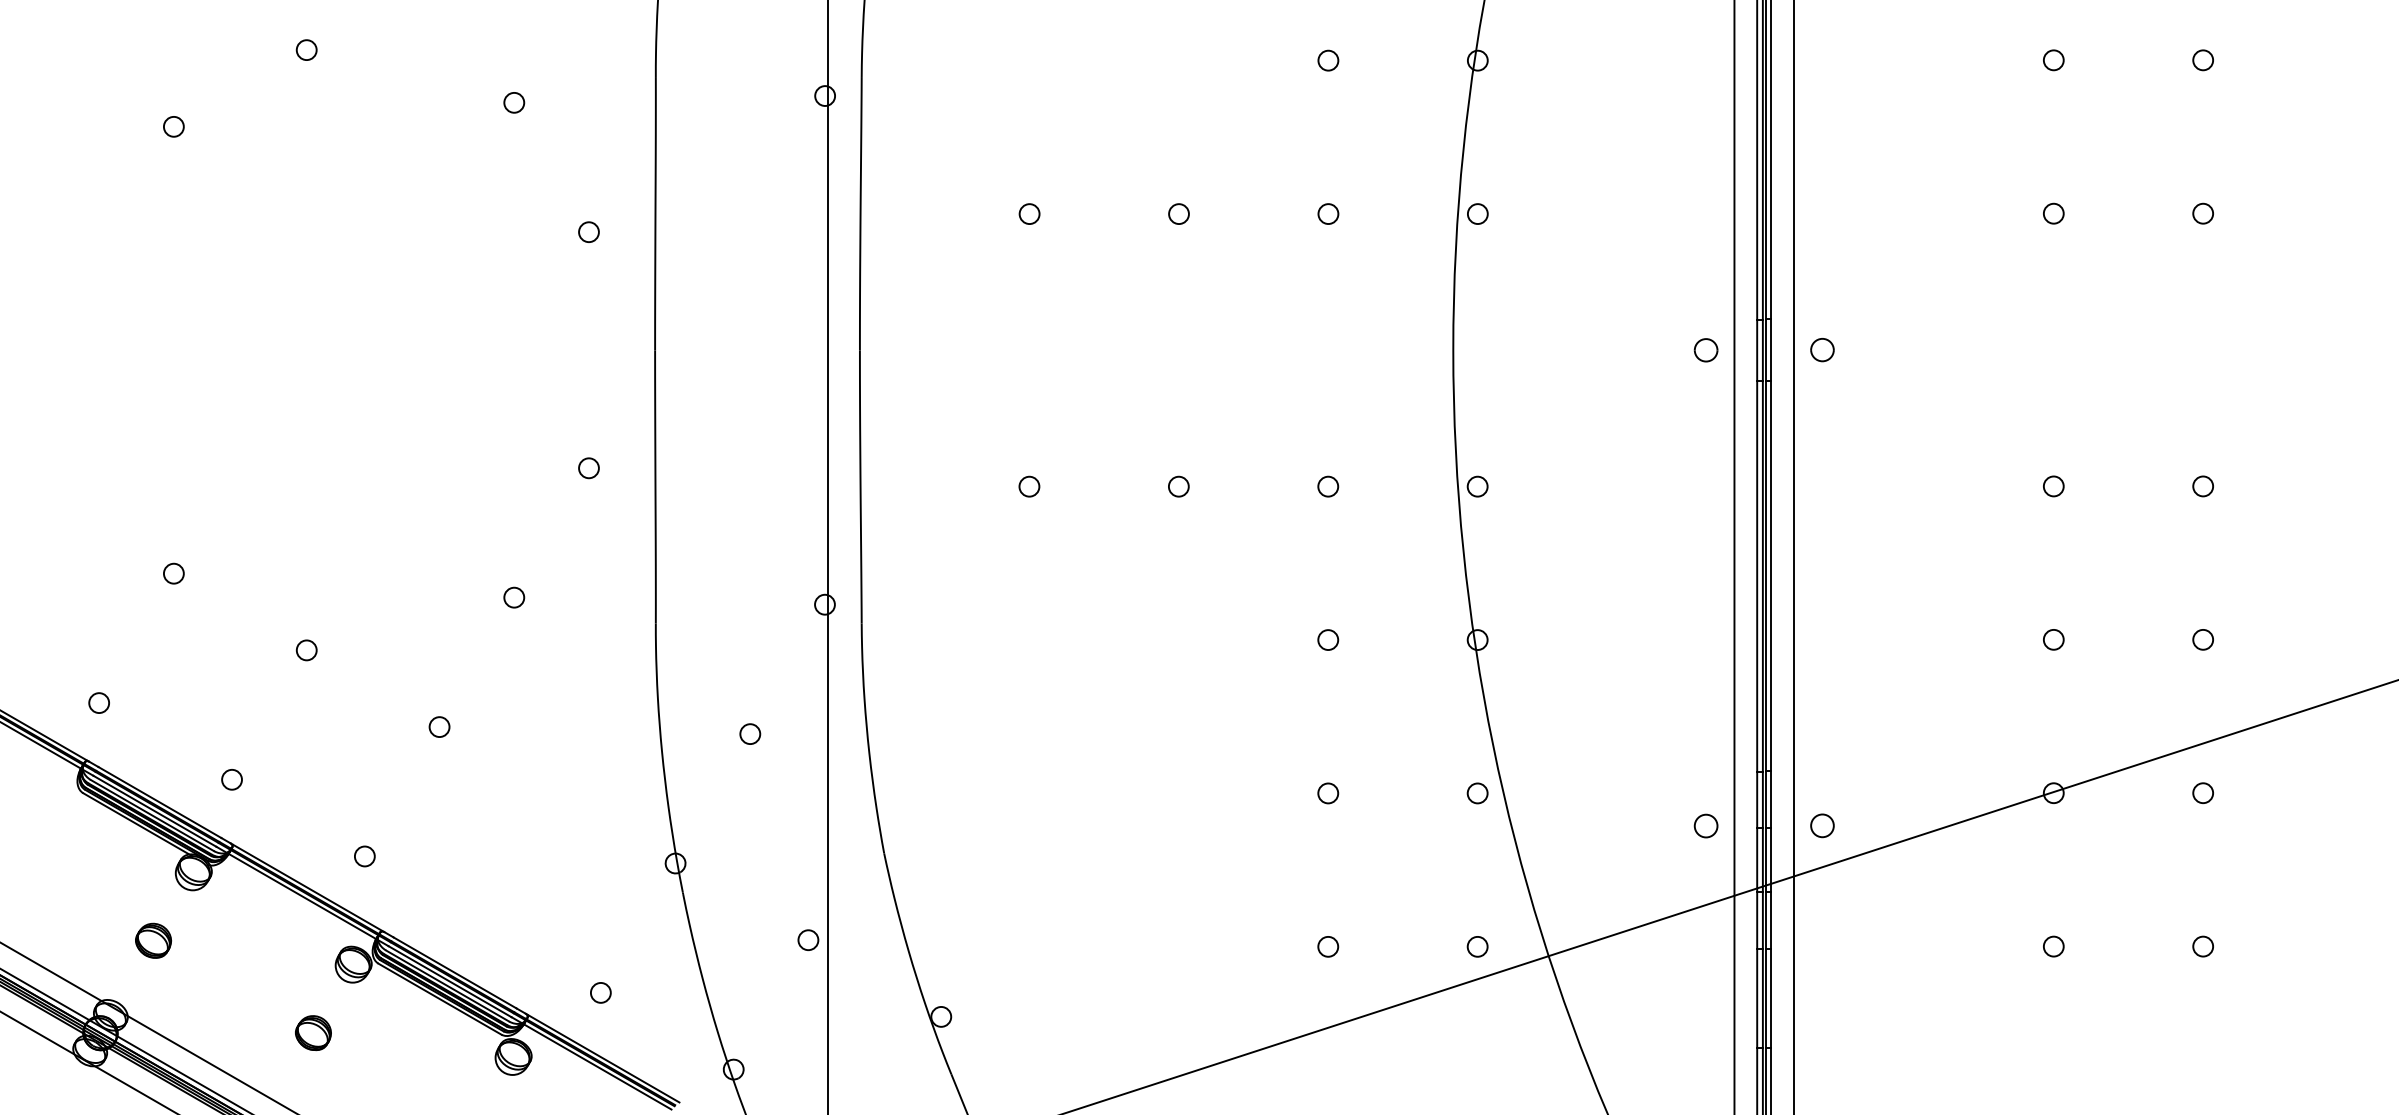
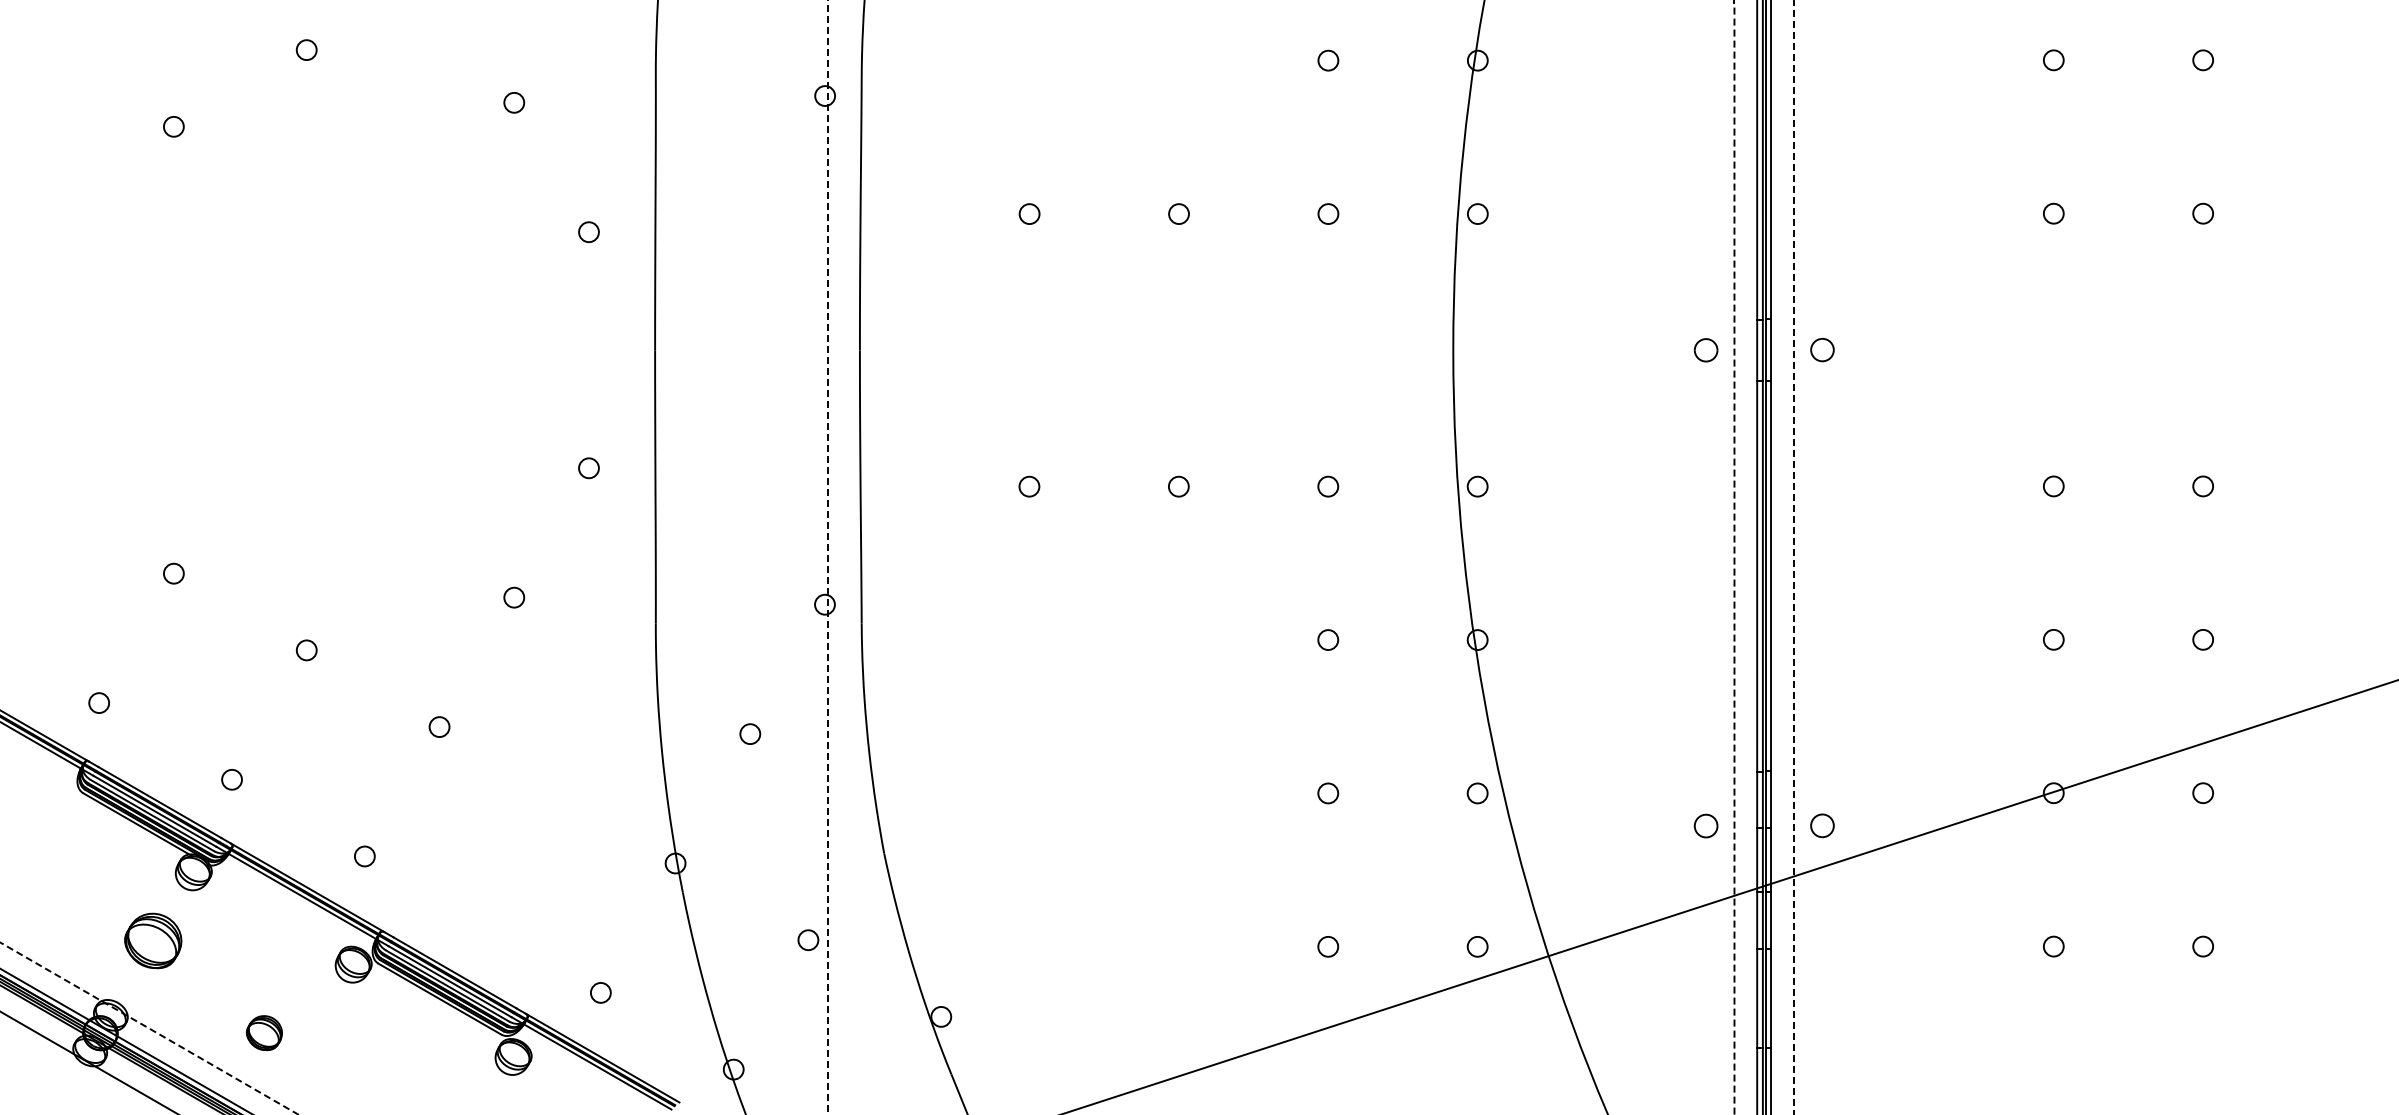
line: solid -> dashed (828, 557)
line: solid -> dashed (1734, 557)
line: solid -> dashed (1794, 557)
part size: 38x37 px -> 59x58 px (153, 940)
line: solid -> dashed (149, 1028)
part position: (313, 1033) -> (264, 1033) (264, 1033)
